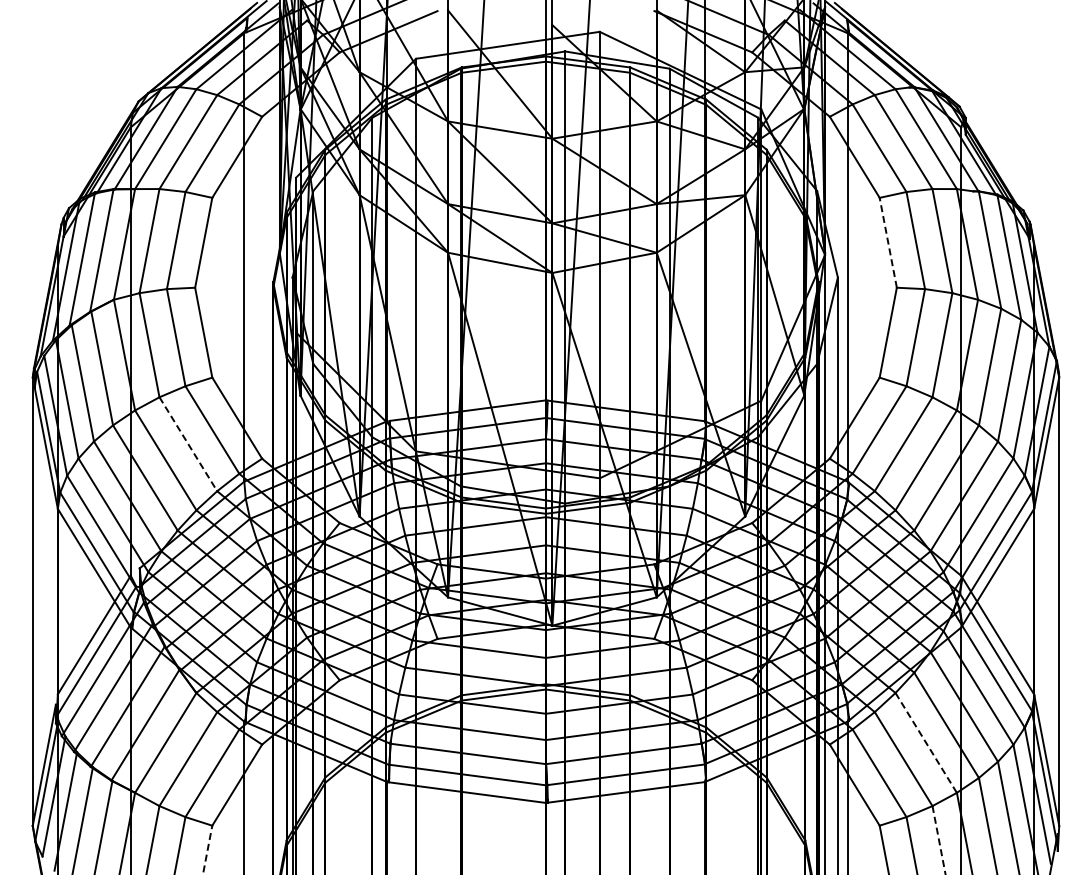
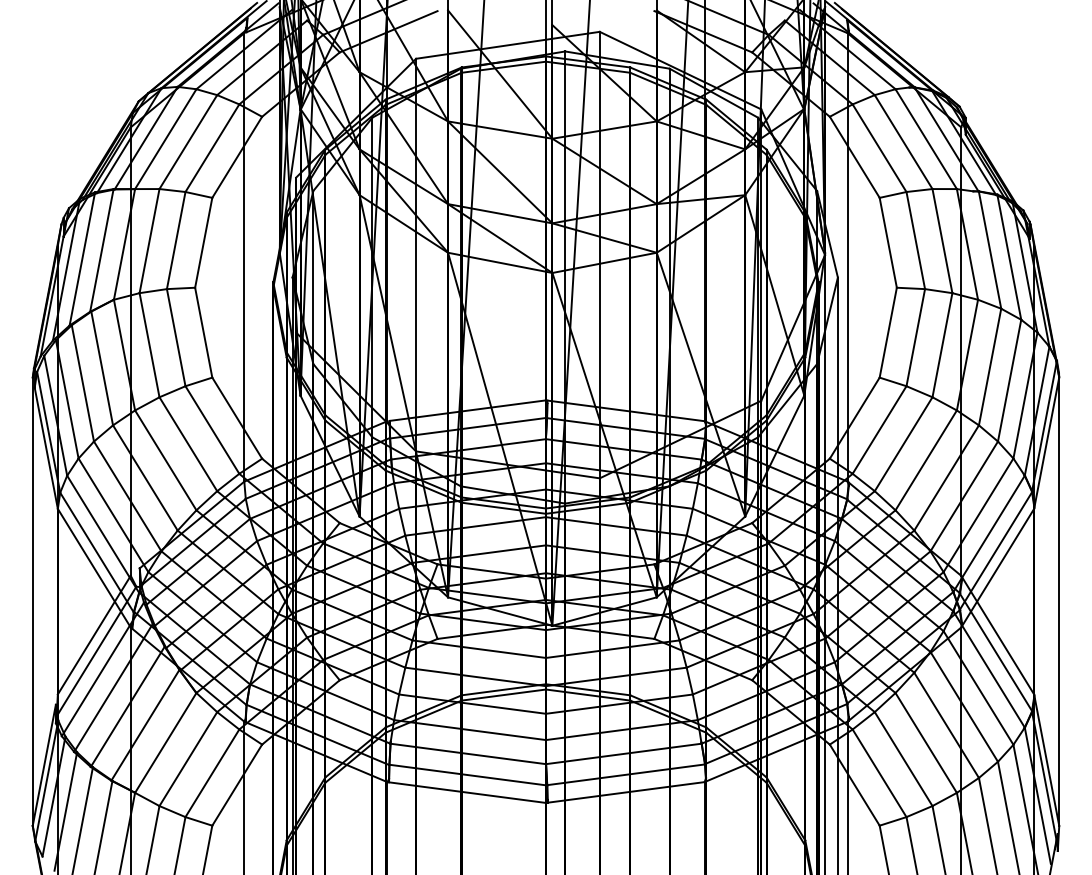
line: dashed -> solid (888, 242)
line: dashed -> solid (188, 444)
line: dashed -> solid (926, 742)
line: dashed -> solid (939, 840)
line: dashed -> solid (207, 850)
